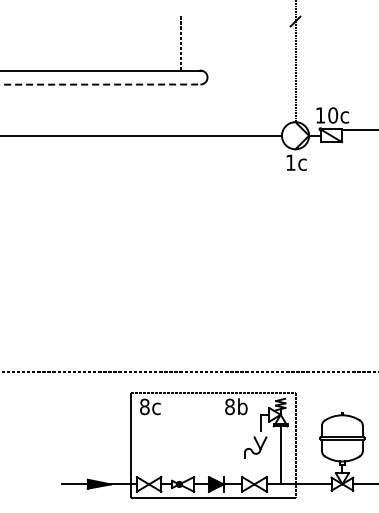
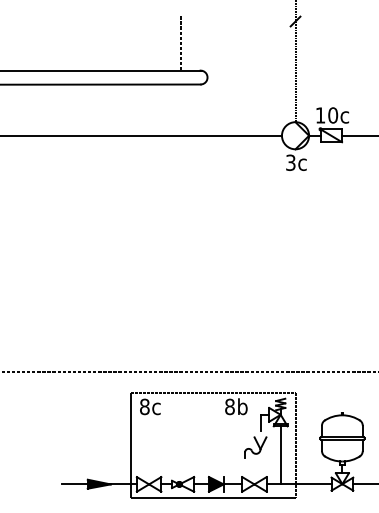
line: dashed -> solid (100, 84)
line position: (358, 129) -> (358, 135) (358, 135)
text: 1c -> 3c (290, 162)
